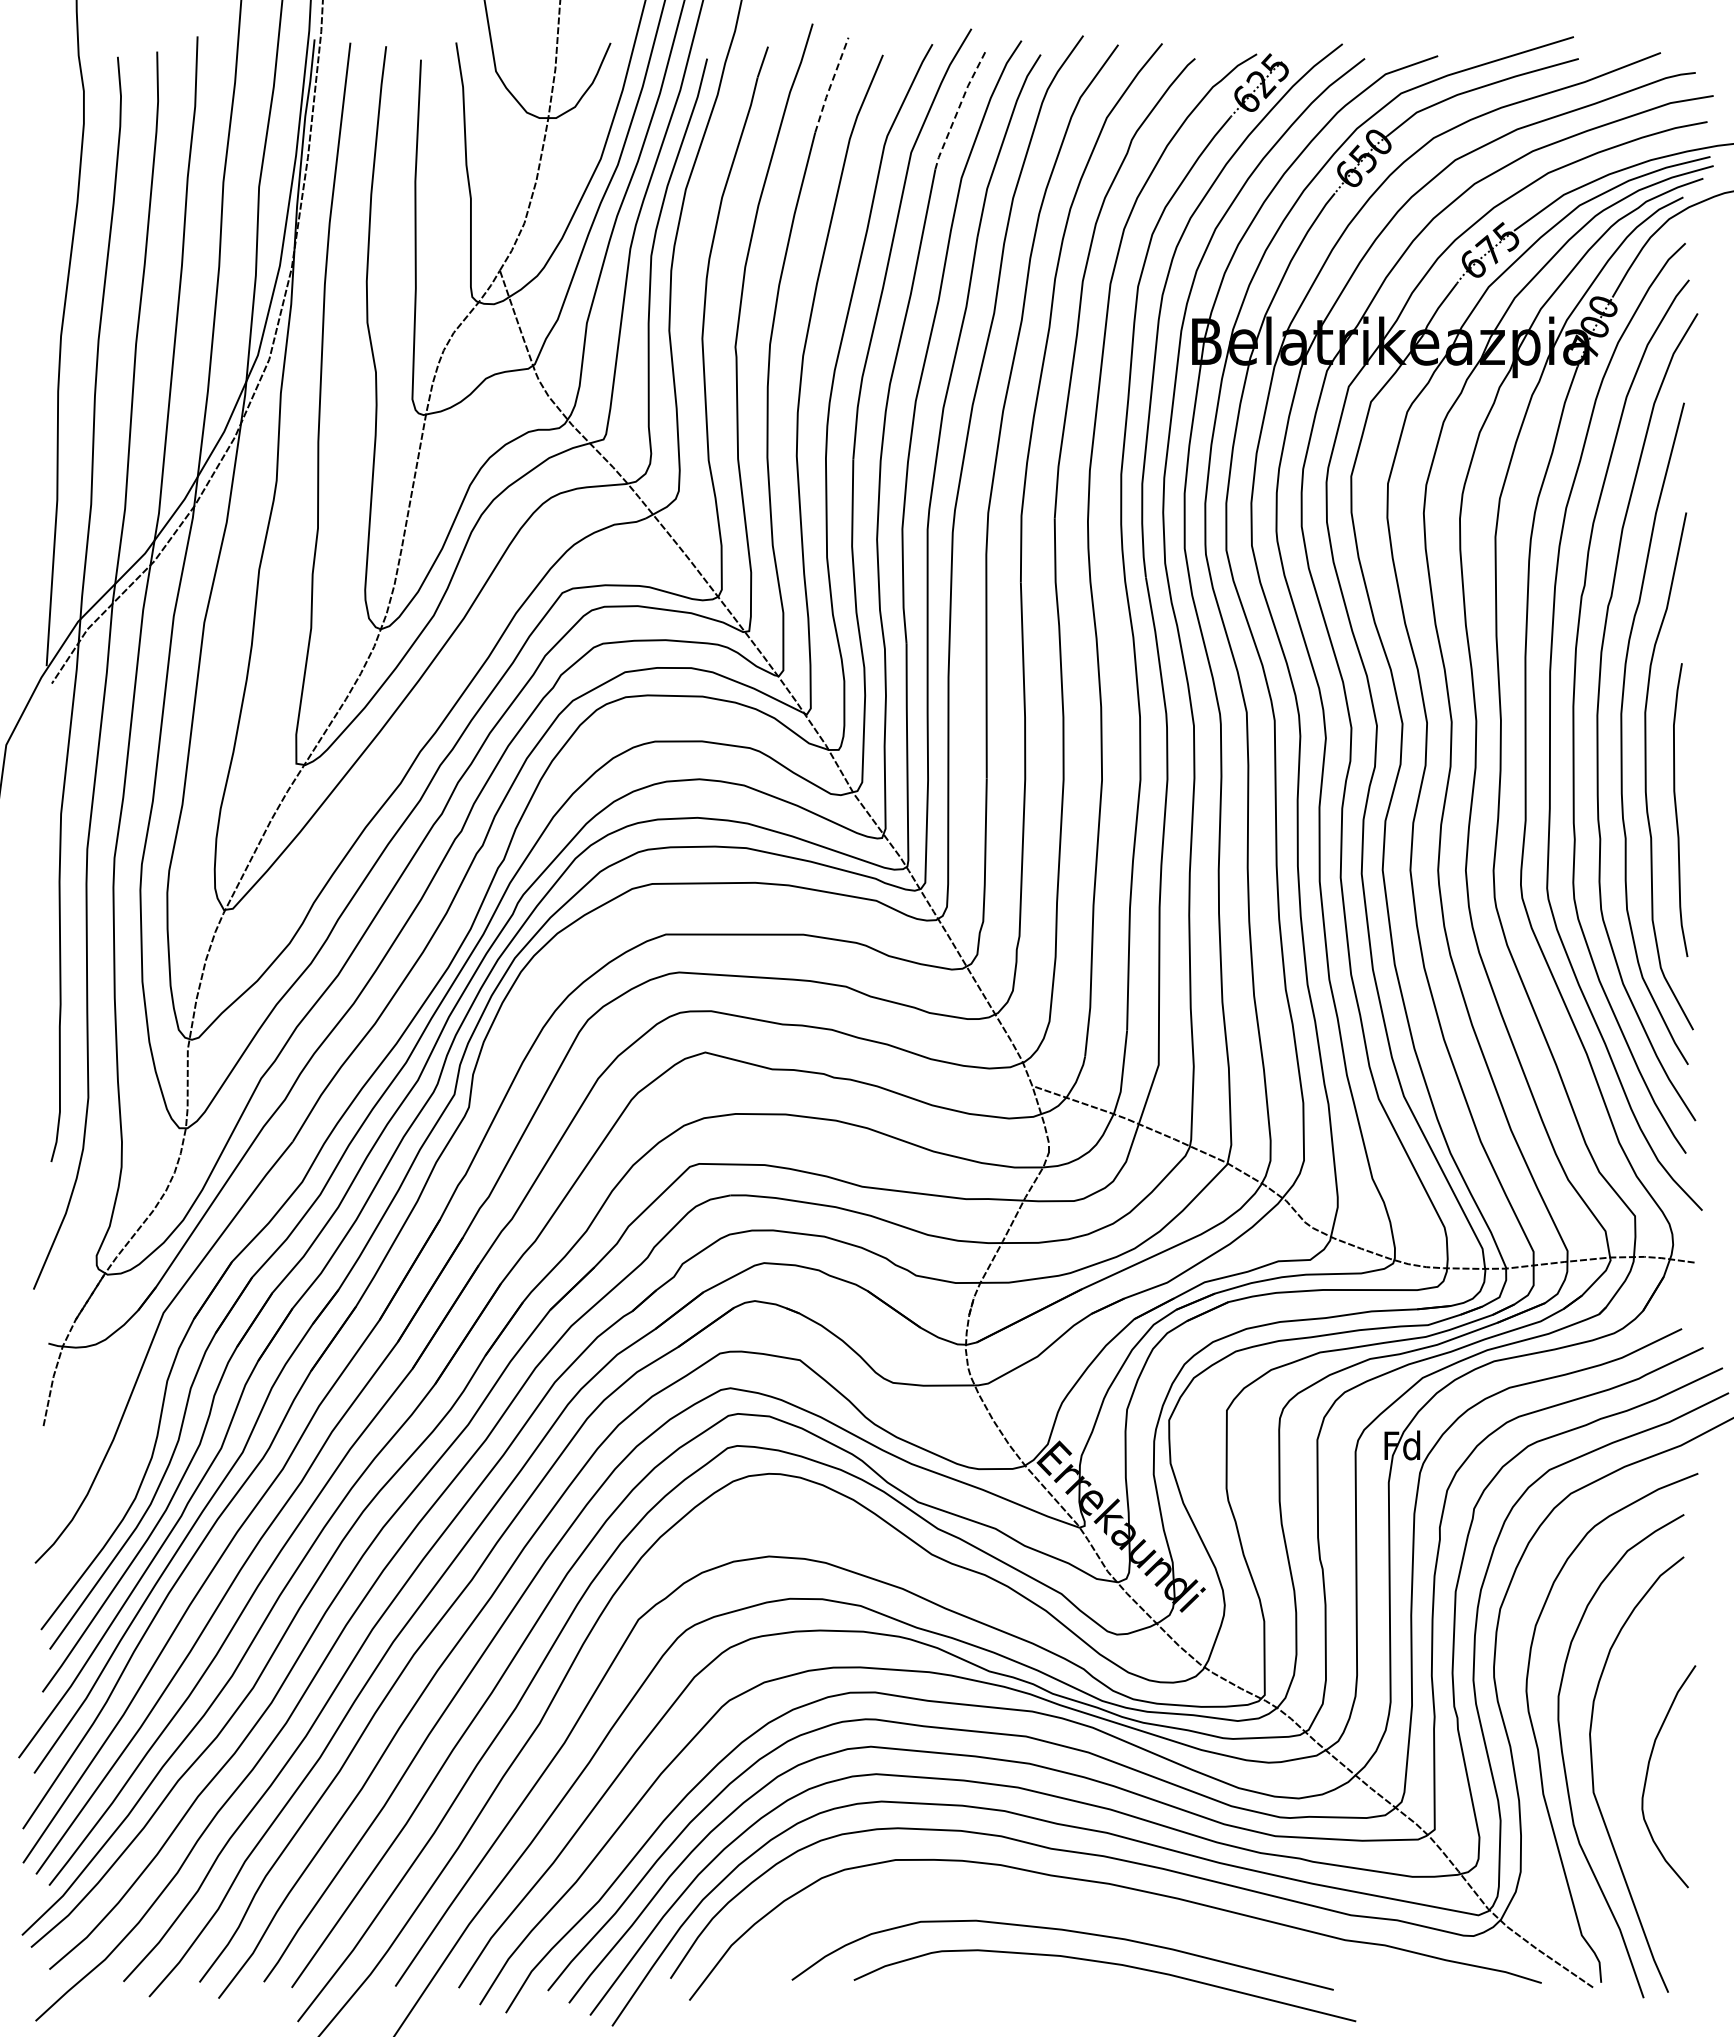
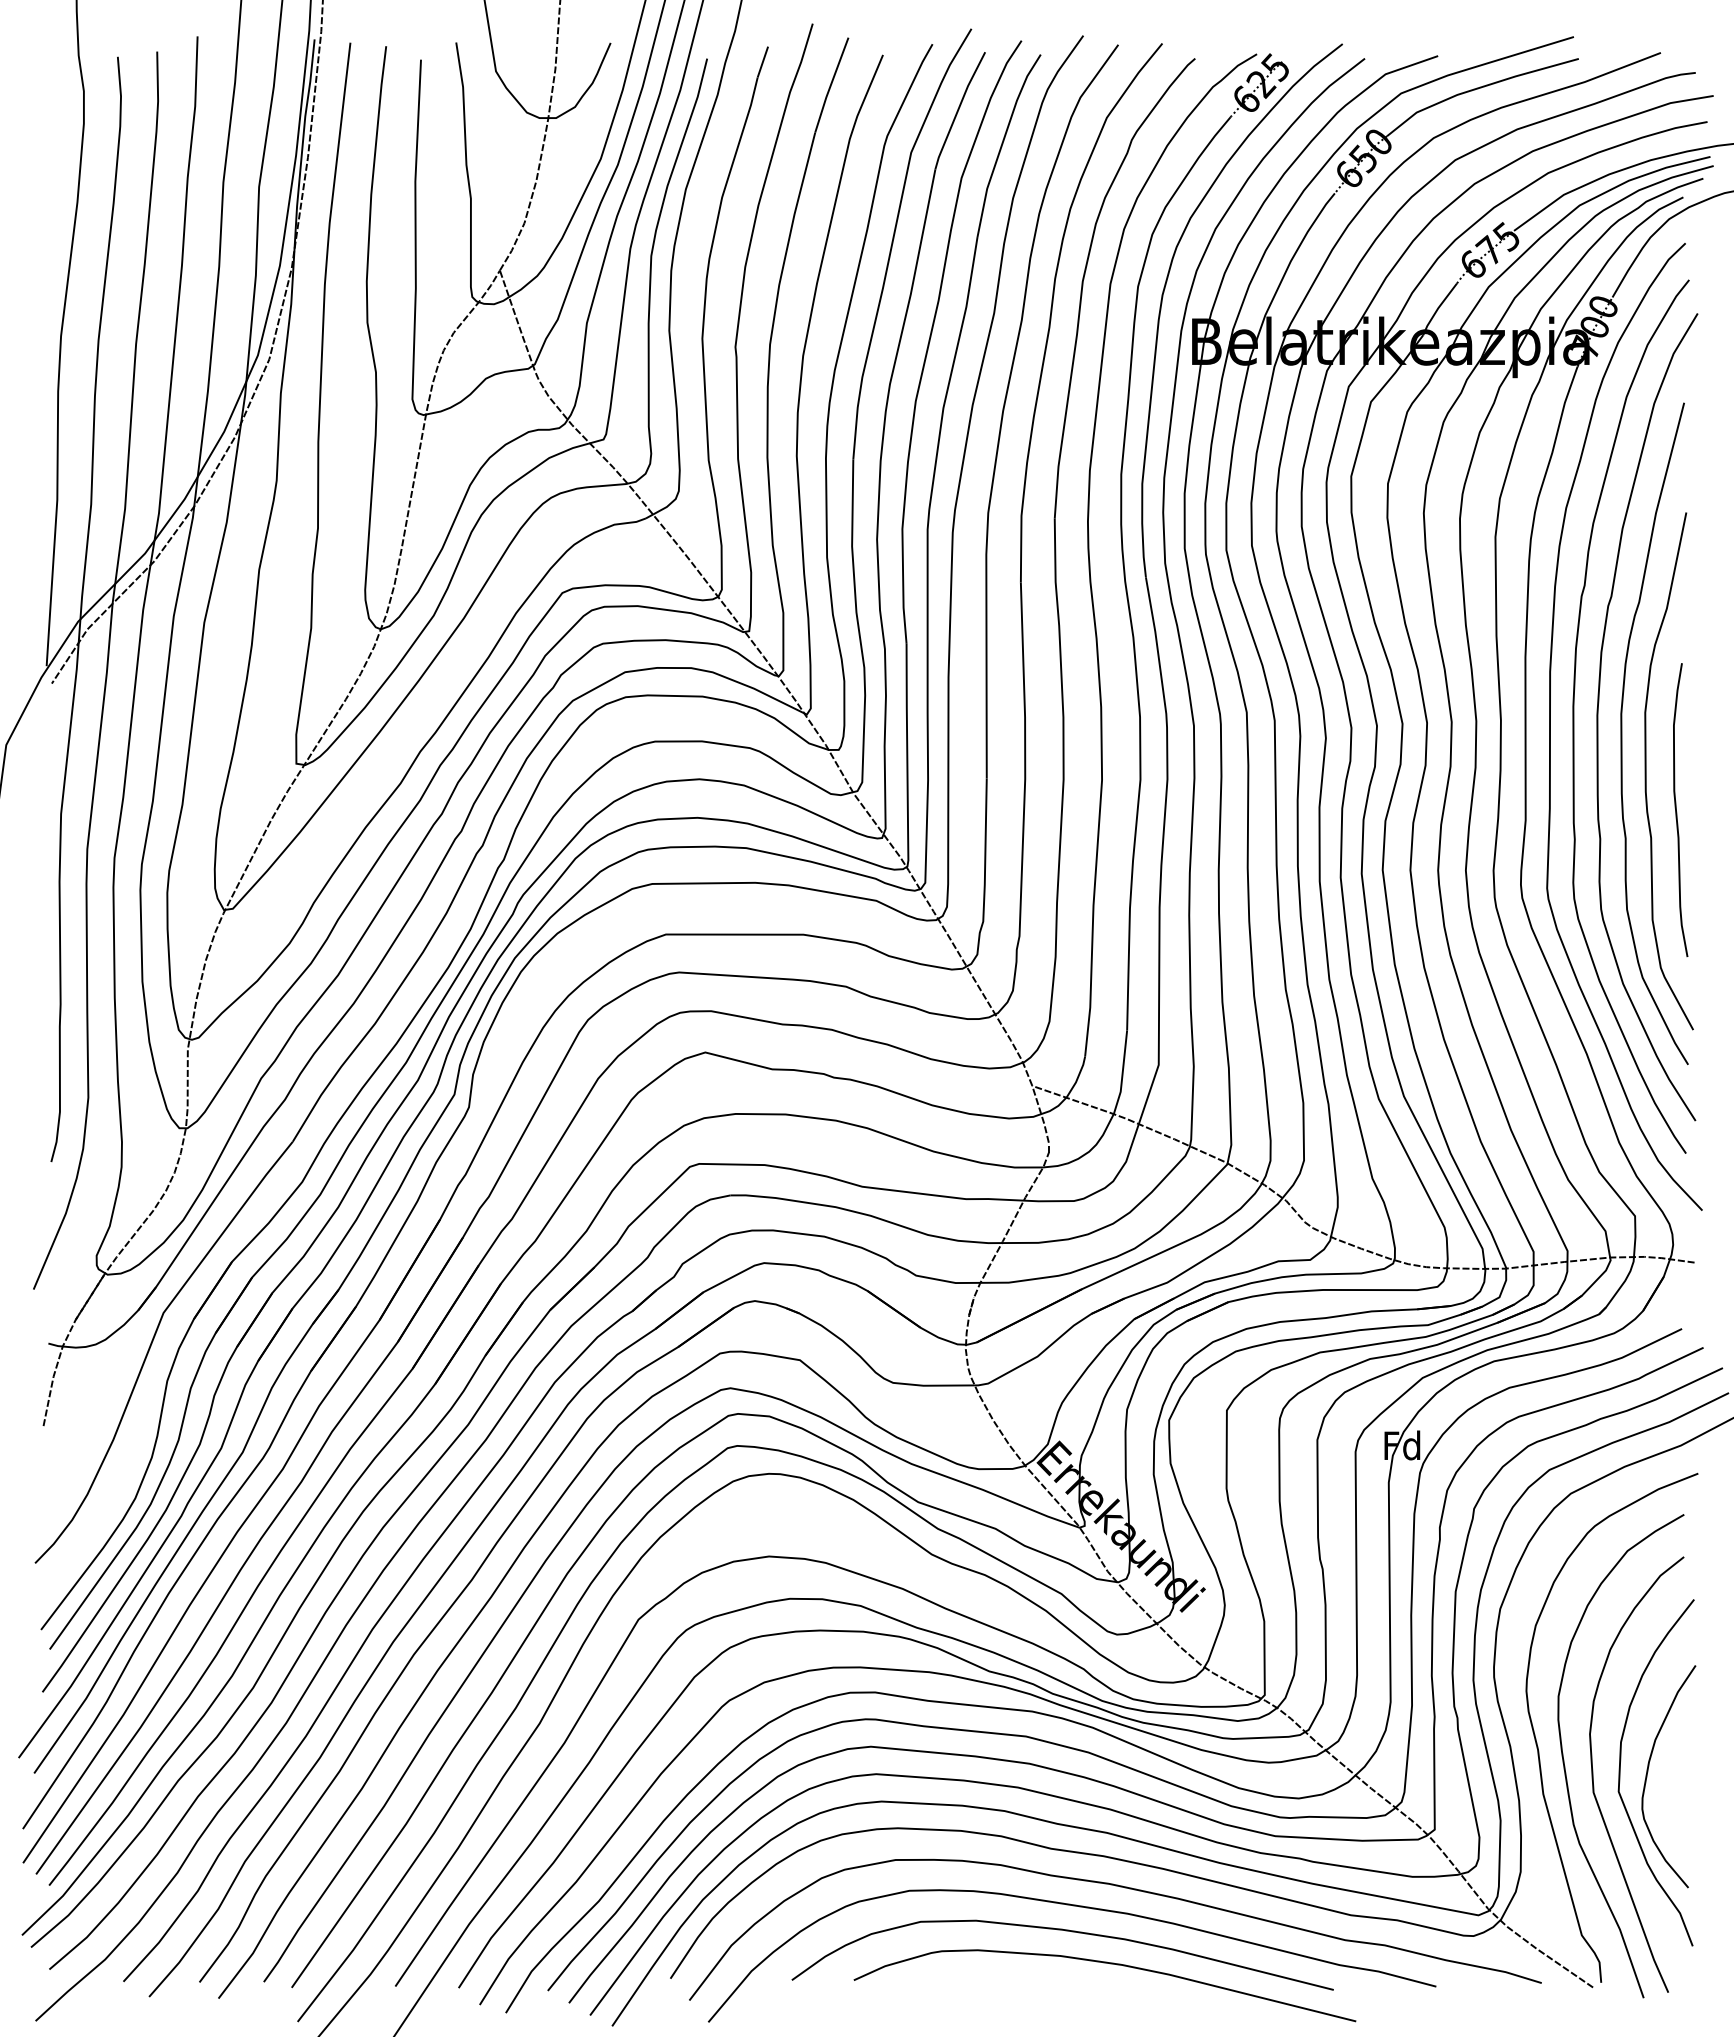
line: dashed -> solid (830, 85)
line: dashed -> solid (957, 110)
curve: none -> present (1620, 1772)
curve: none -> present (1079, 1907)
